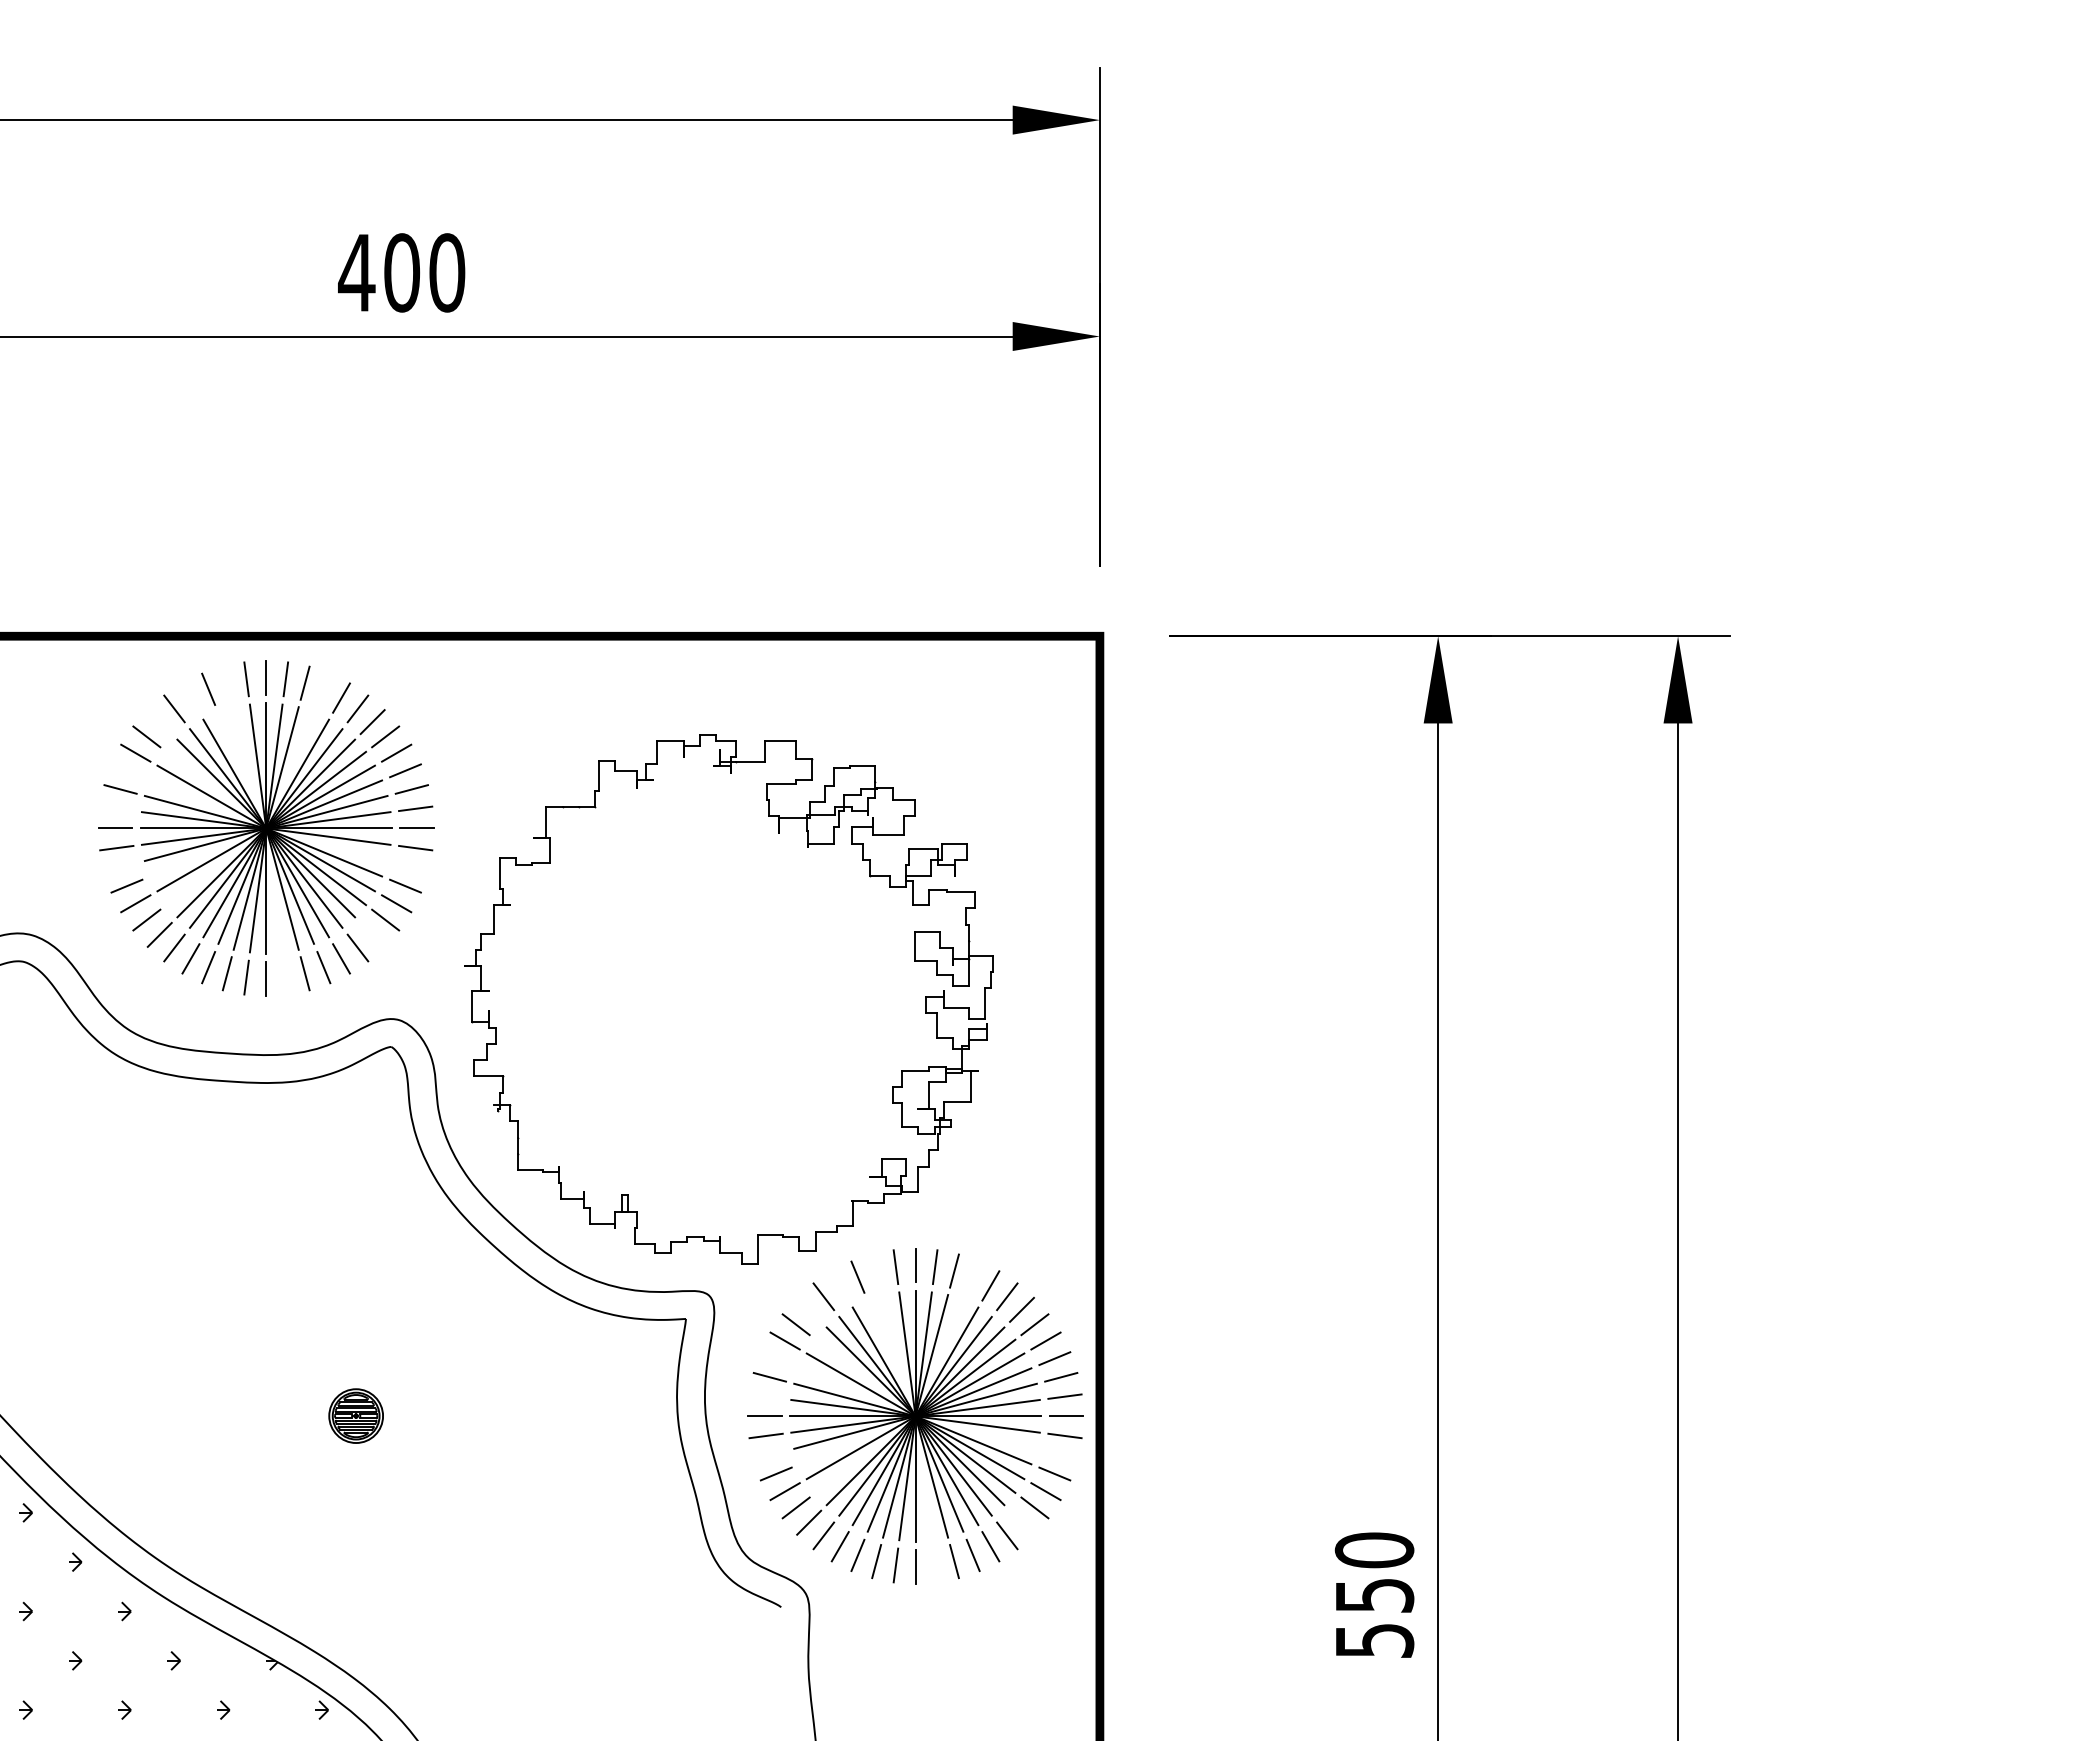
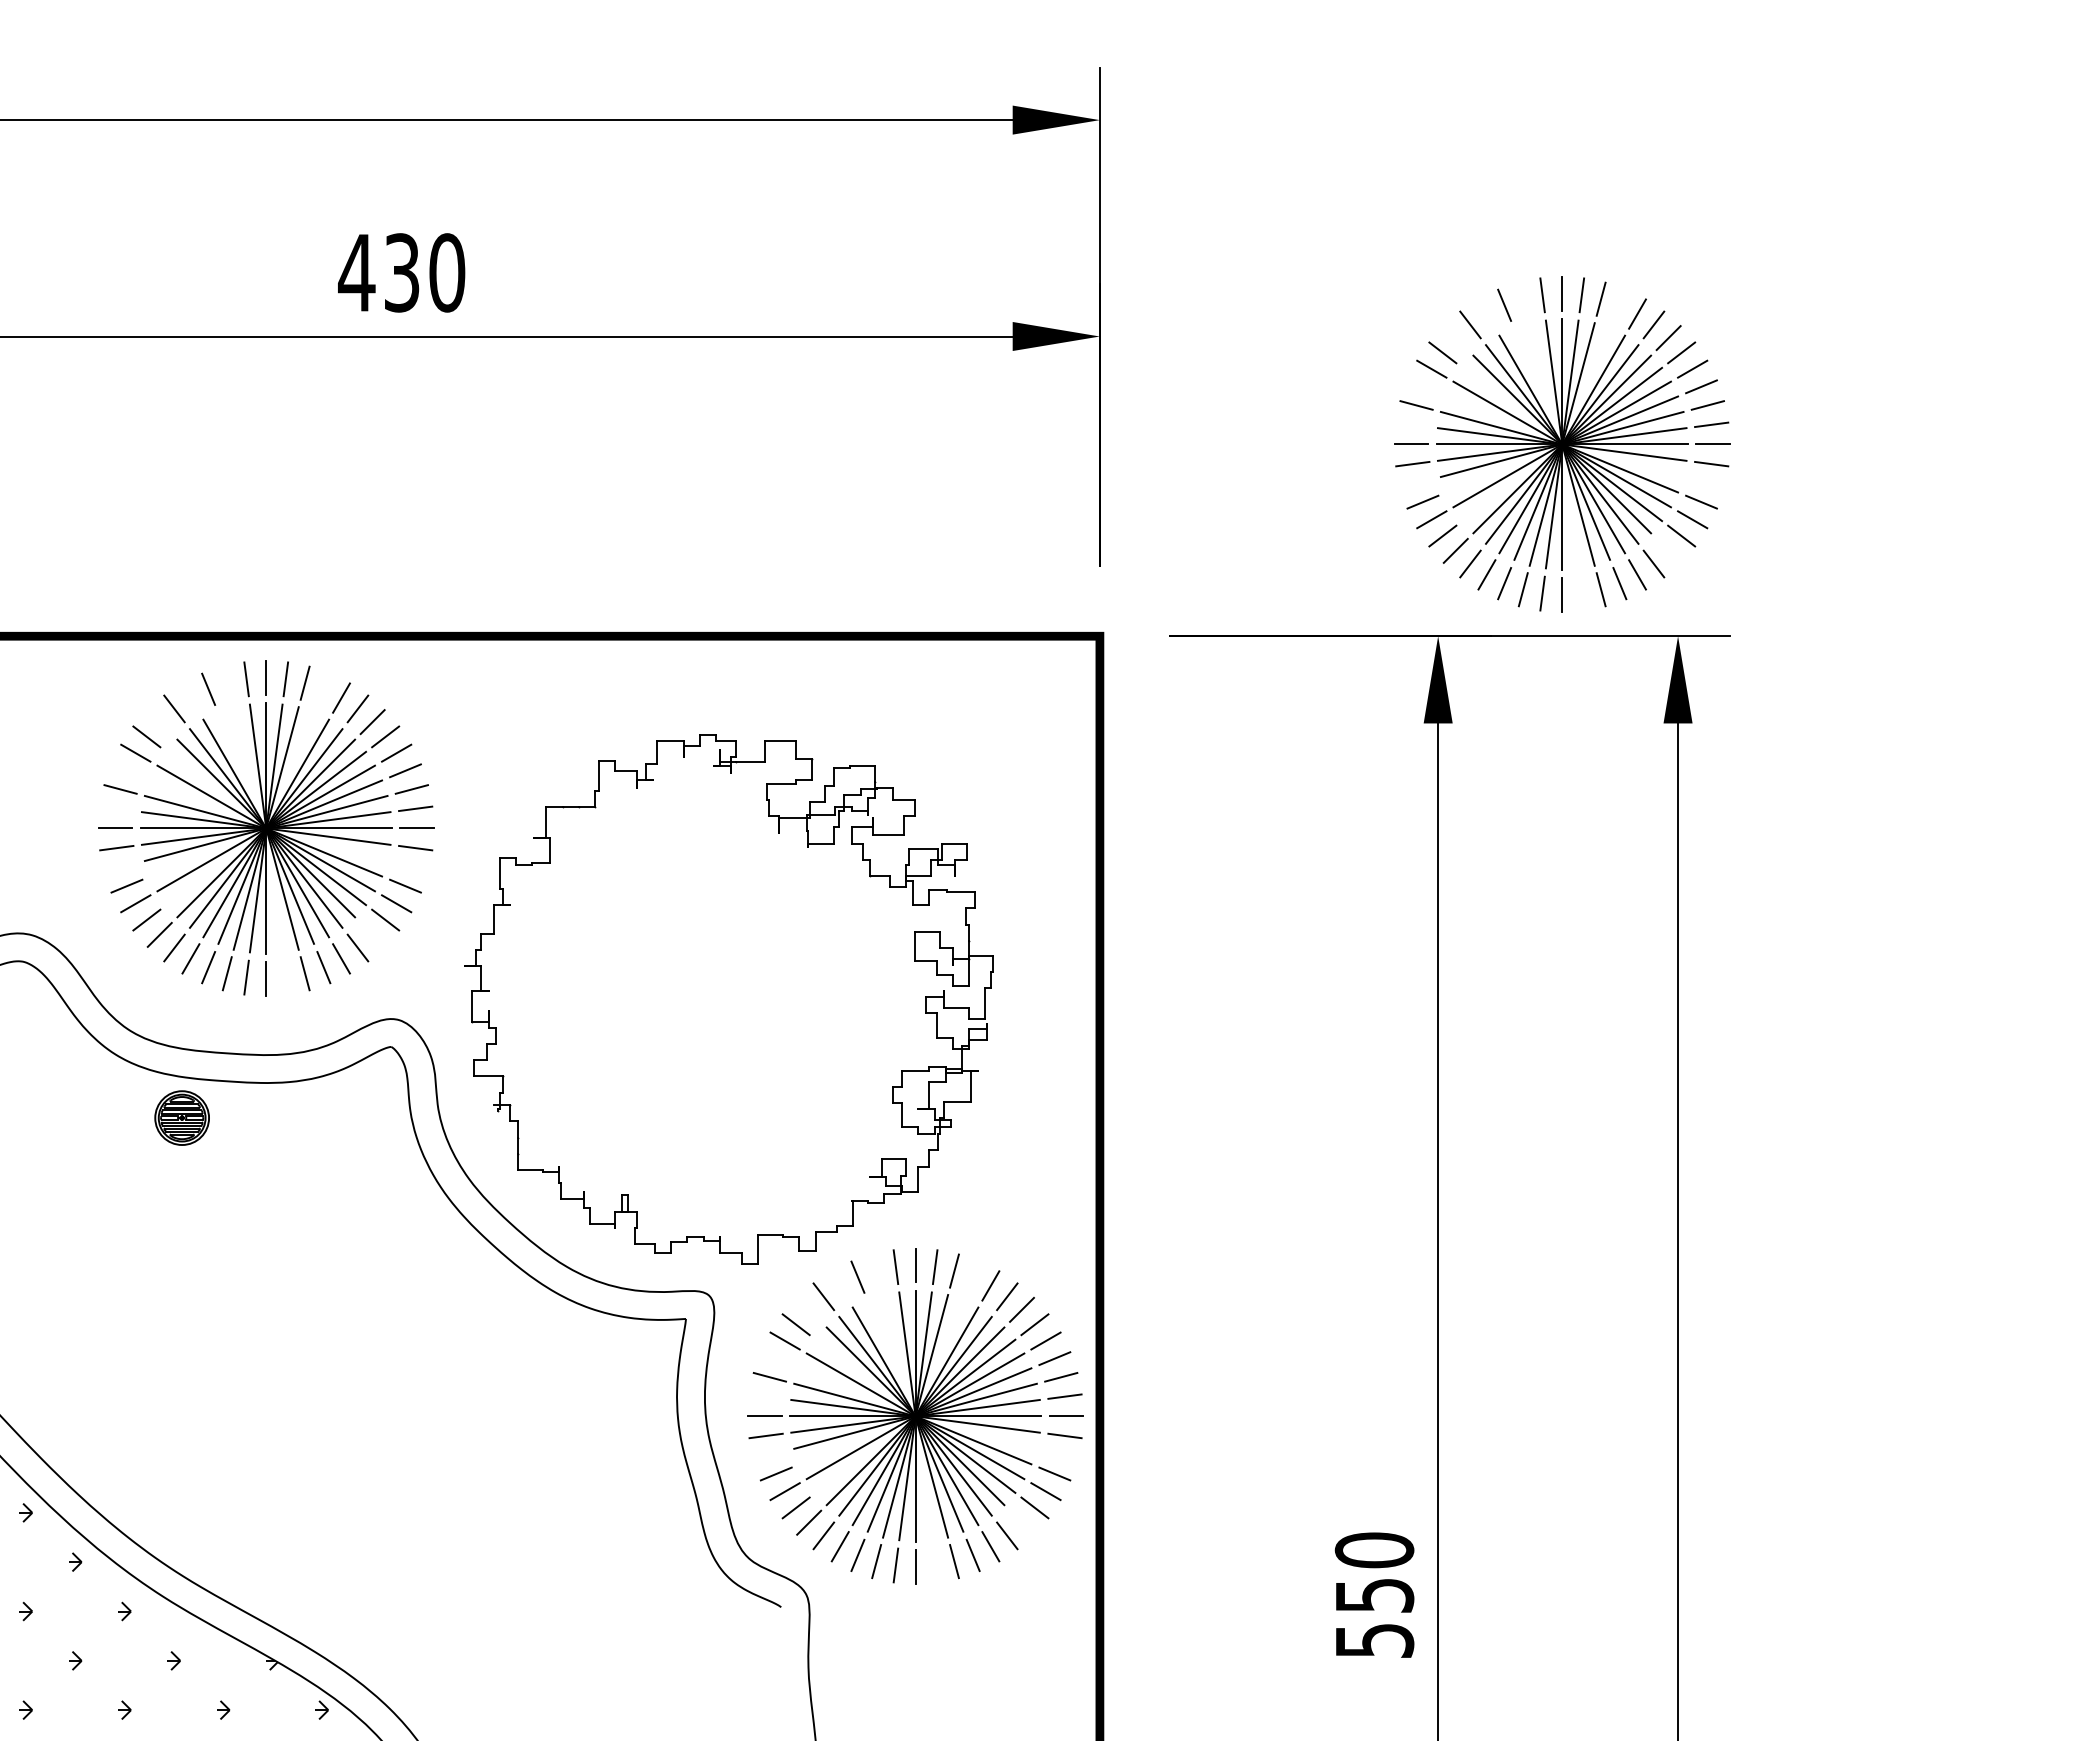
text: 400 -> 430 (402, 272)
part: none -> present (1562, 444)
part position: (355, 1415) -> (181, 1117) (181, 1117)
